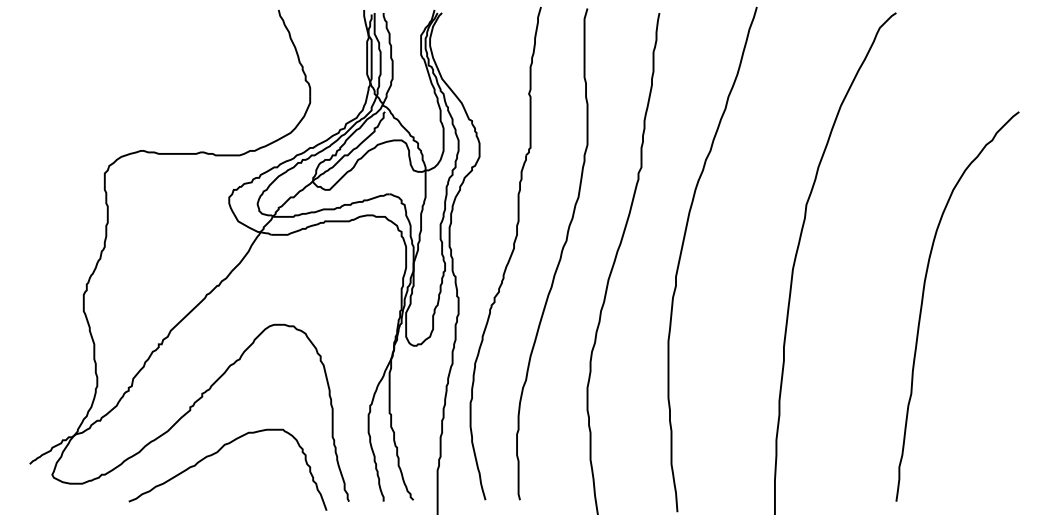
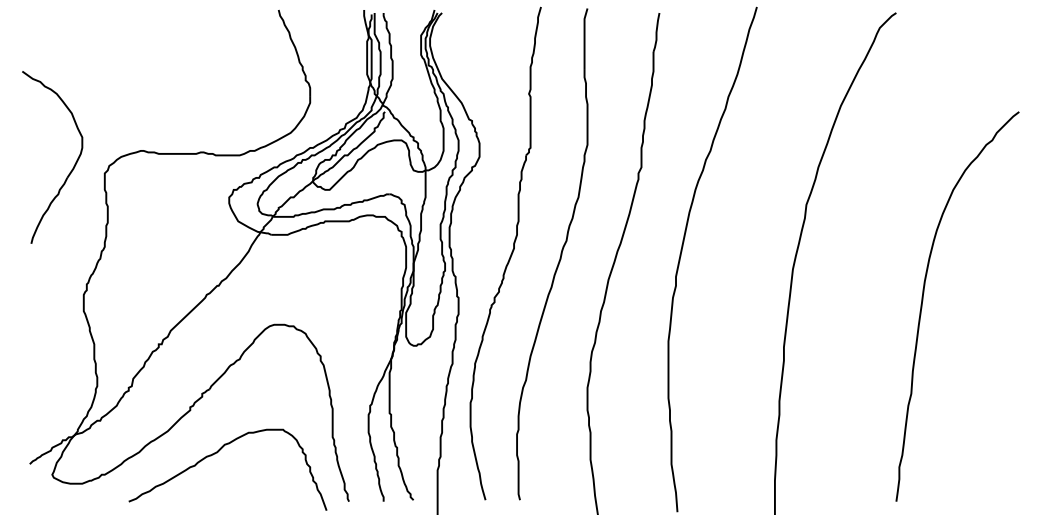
part: none -> present (71, 169)
